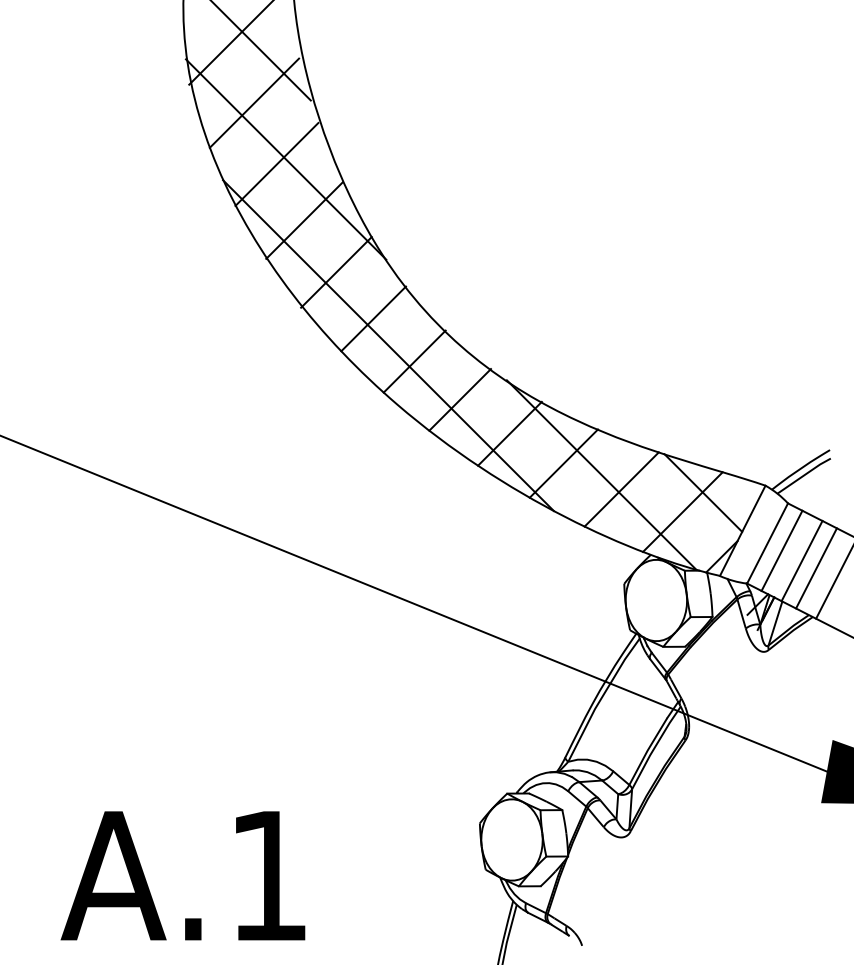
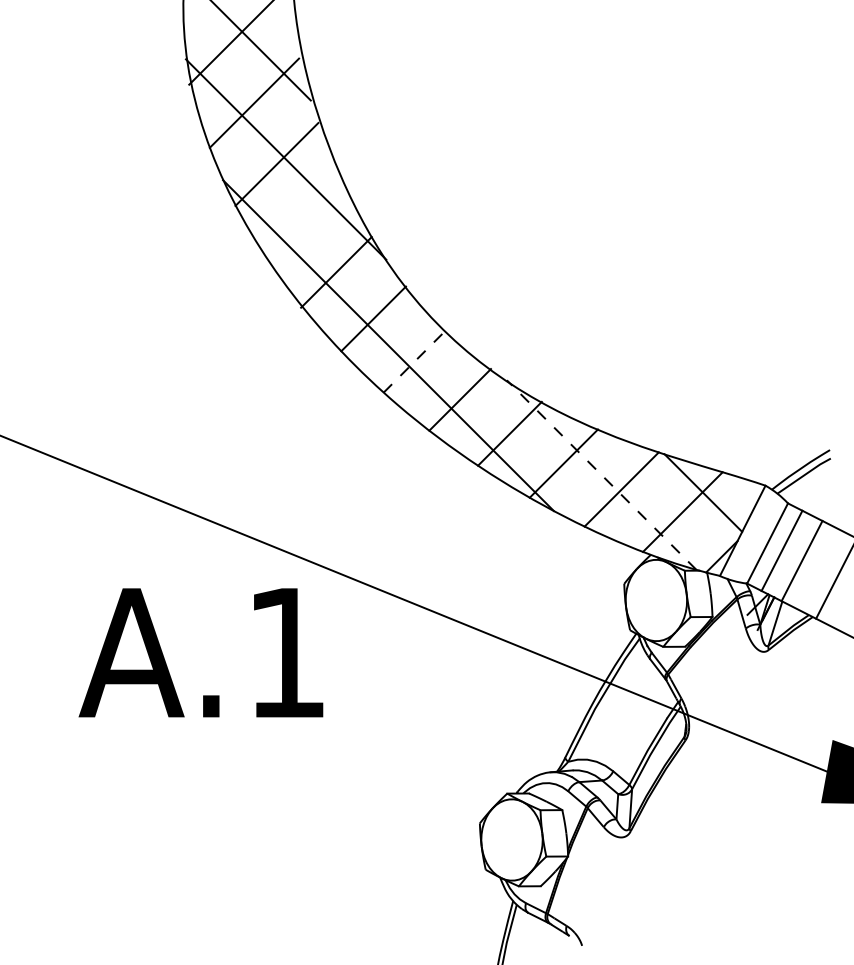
line: present -> none (304, 220)
line: solid -> dashed (414, 361)
line: solid -> dashed (601, 474)
line: present -> none (816, 568)
text position: (182, 875) -> (200, 652) (200, 652)
